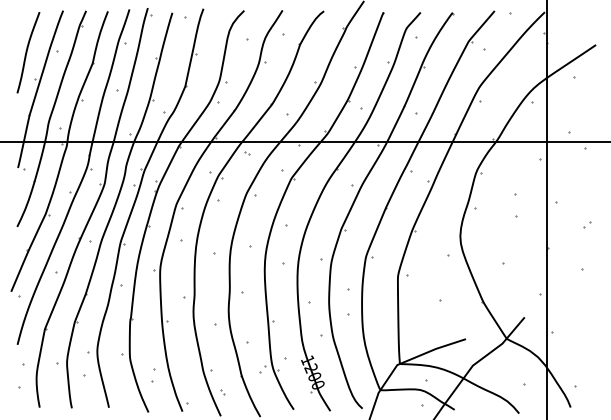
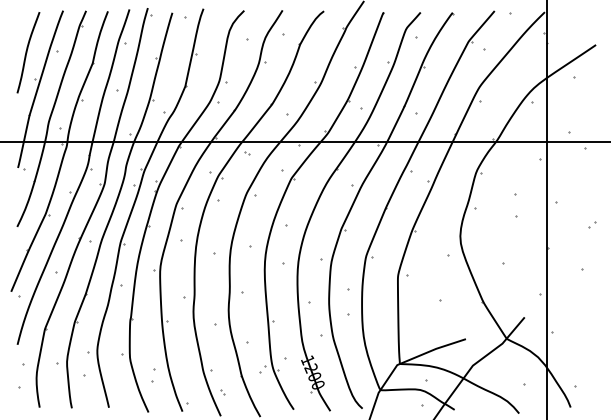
part position: (587, 224) -> (592, 224) (592, 224)
